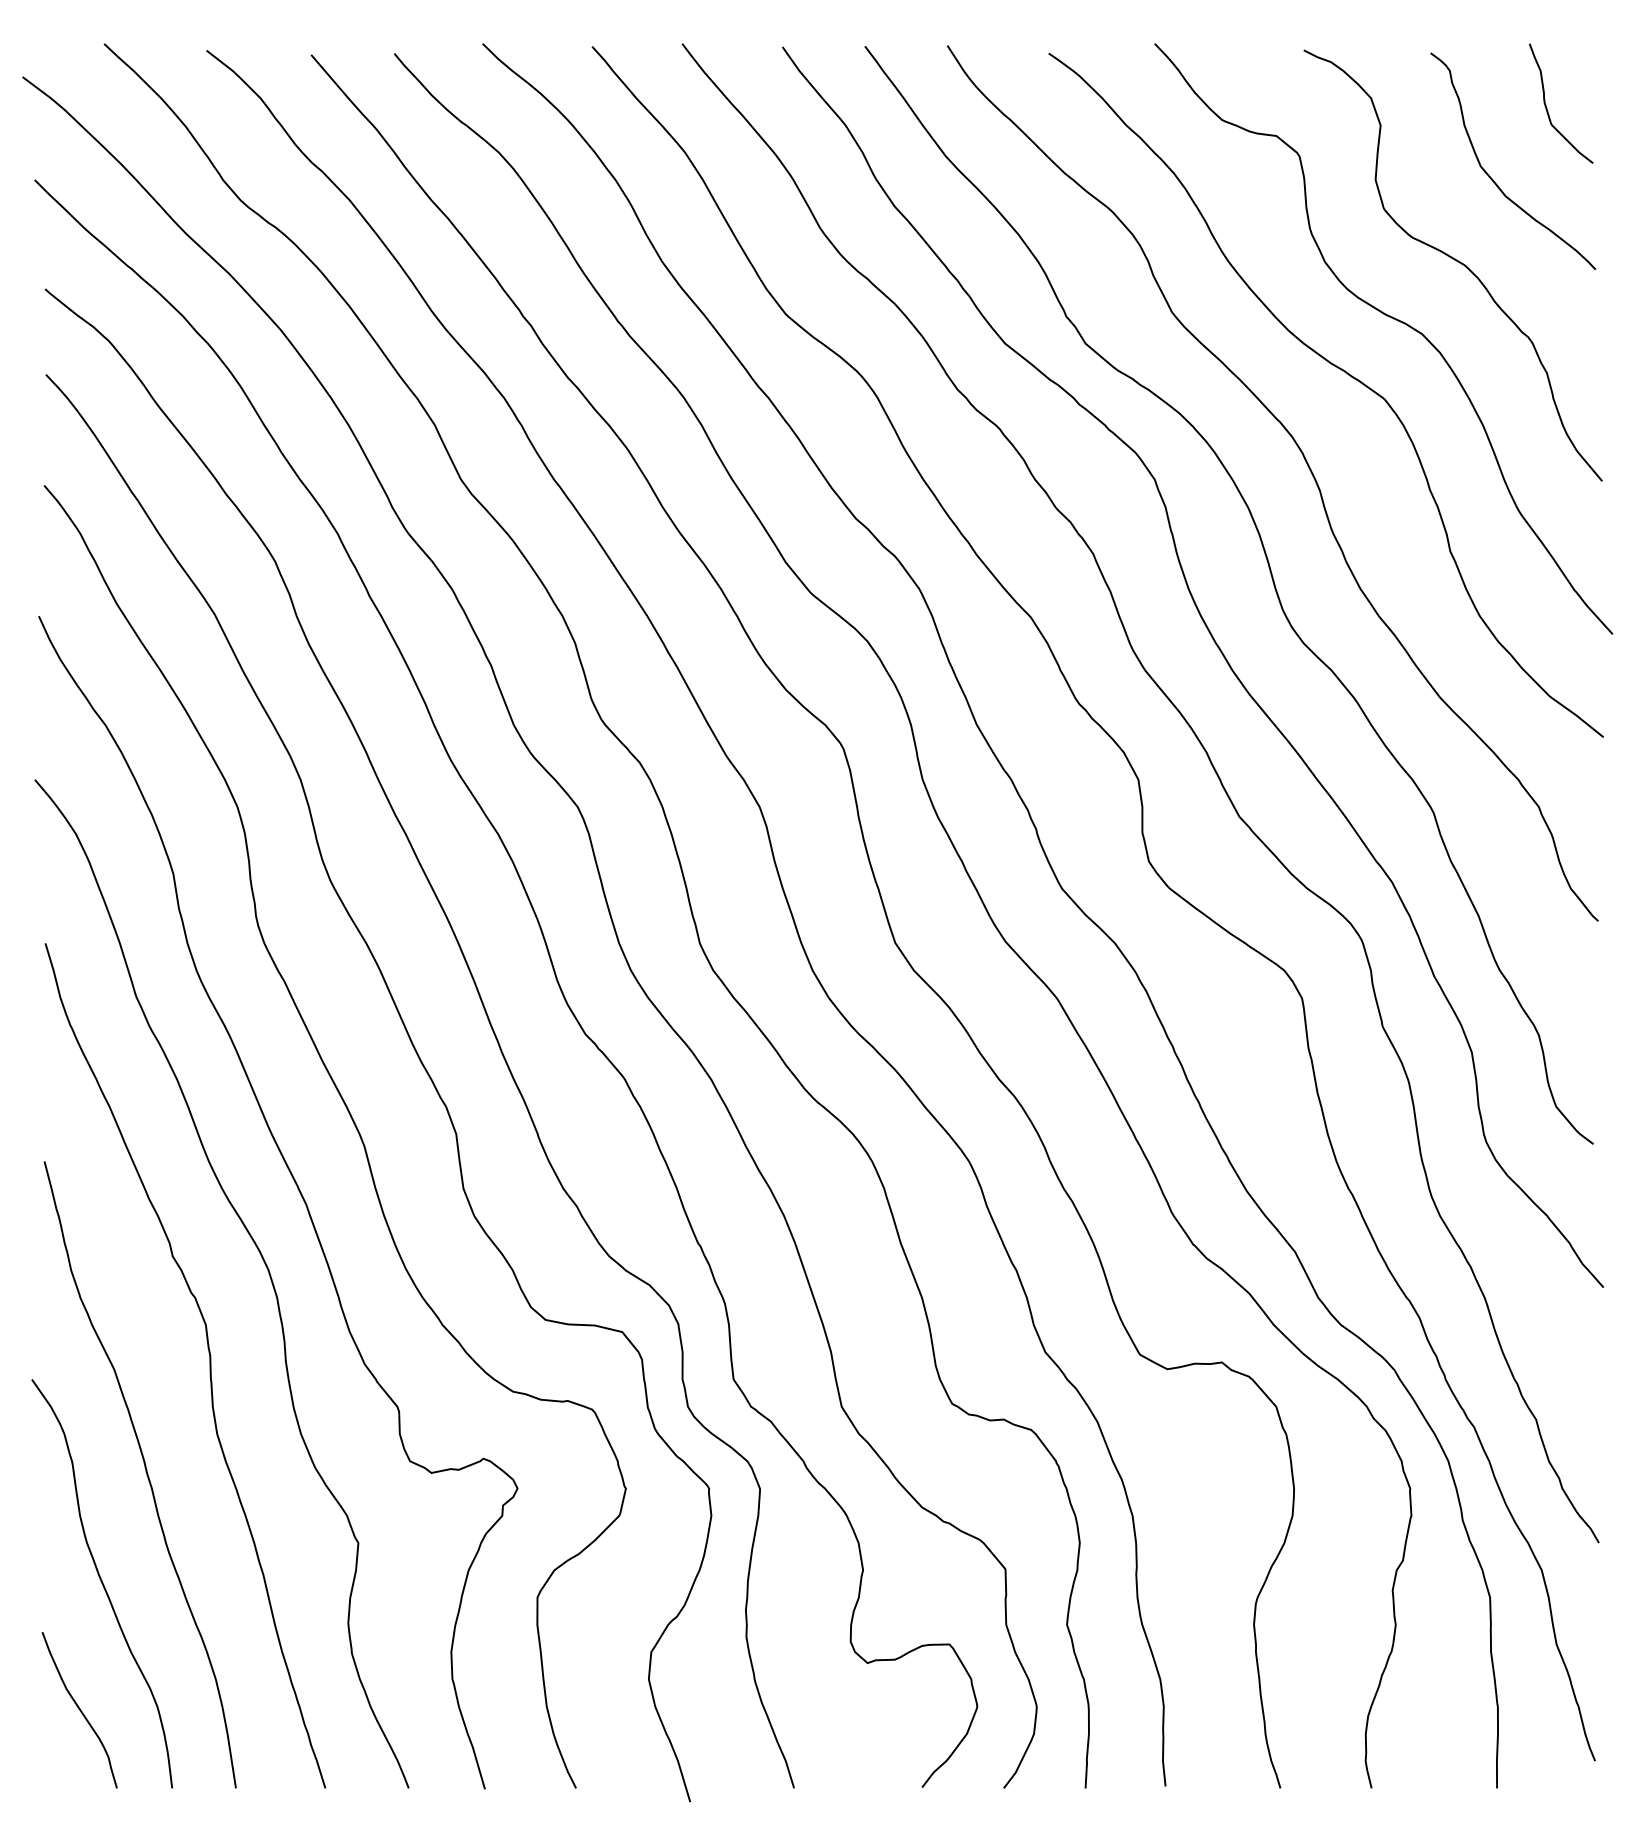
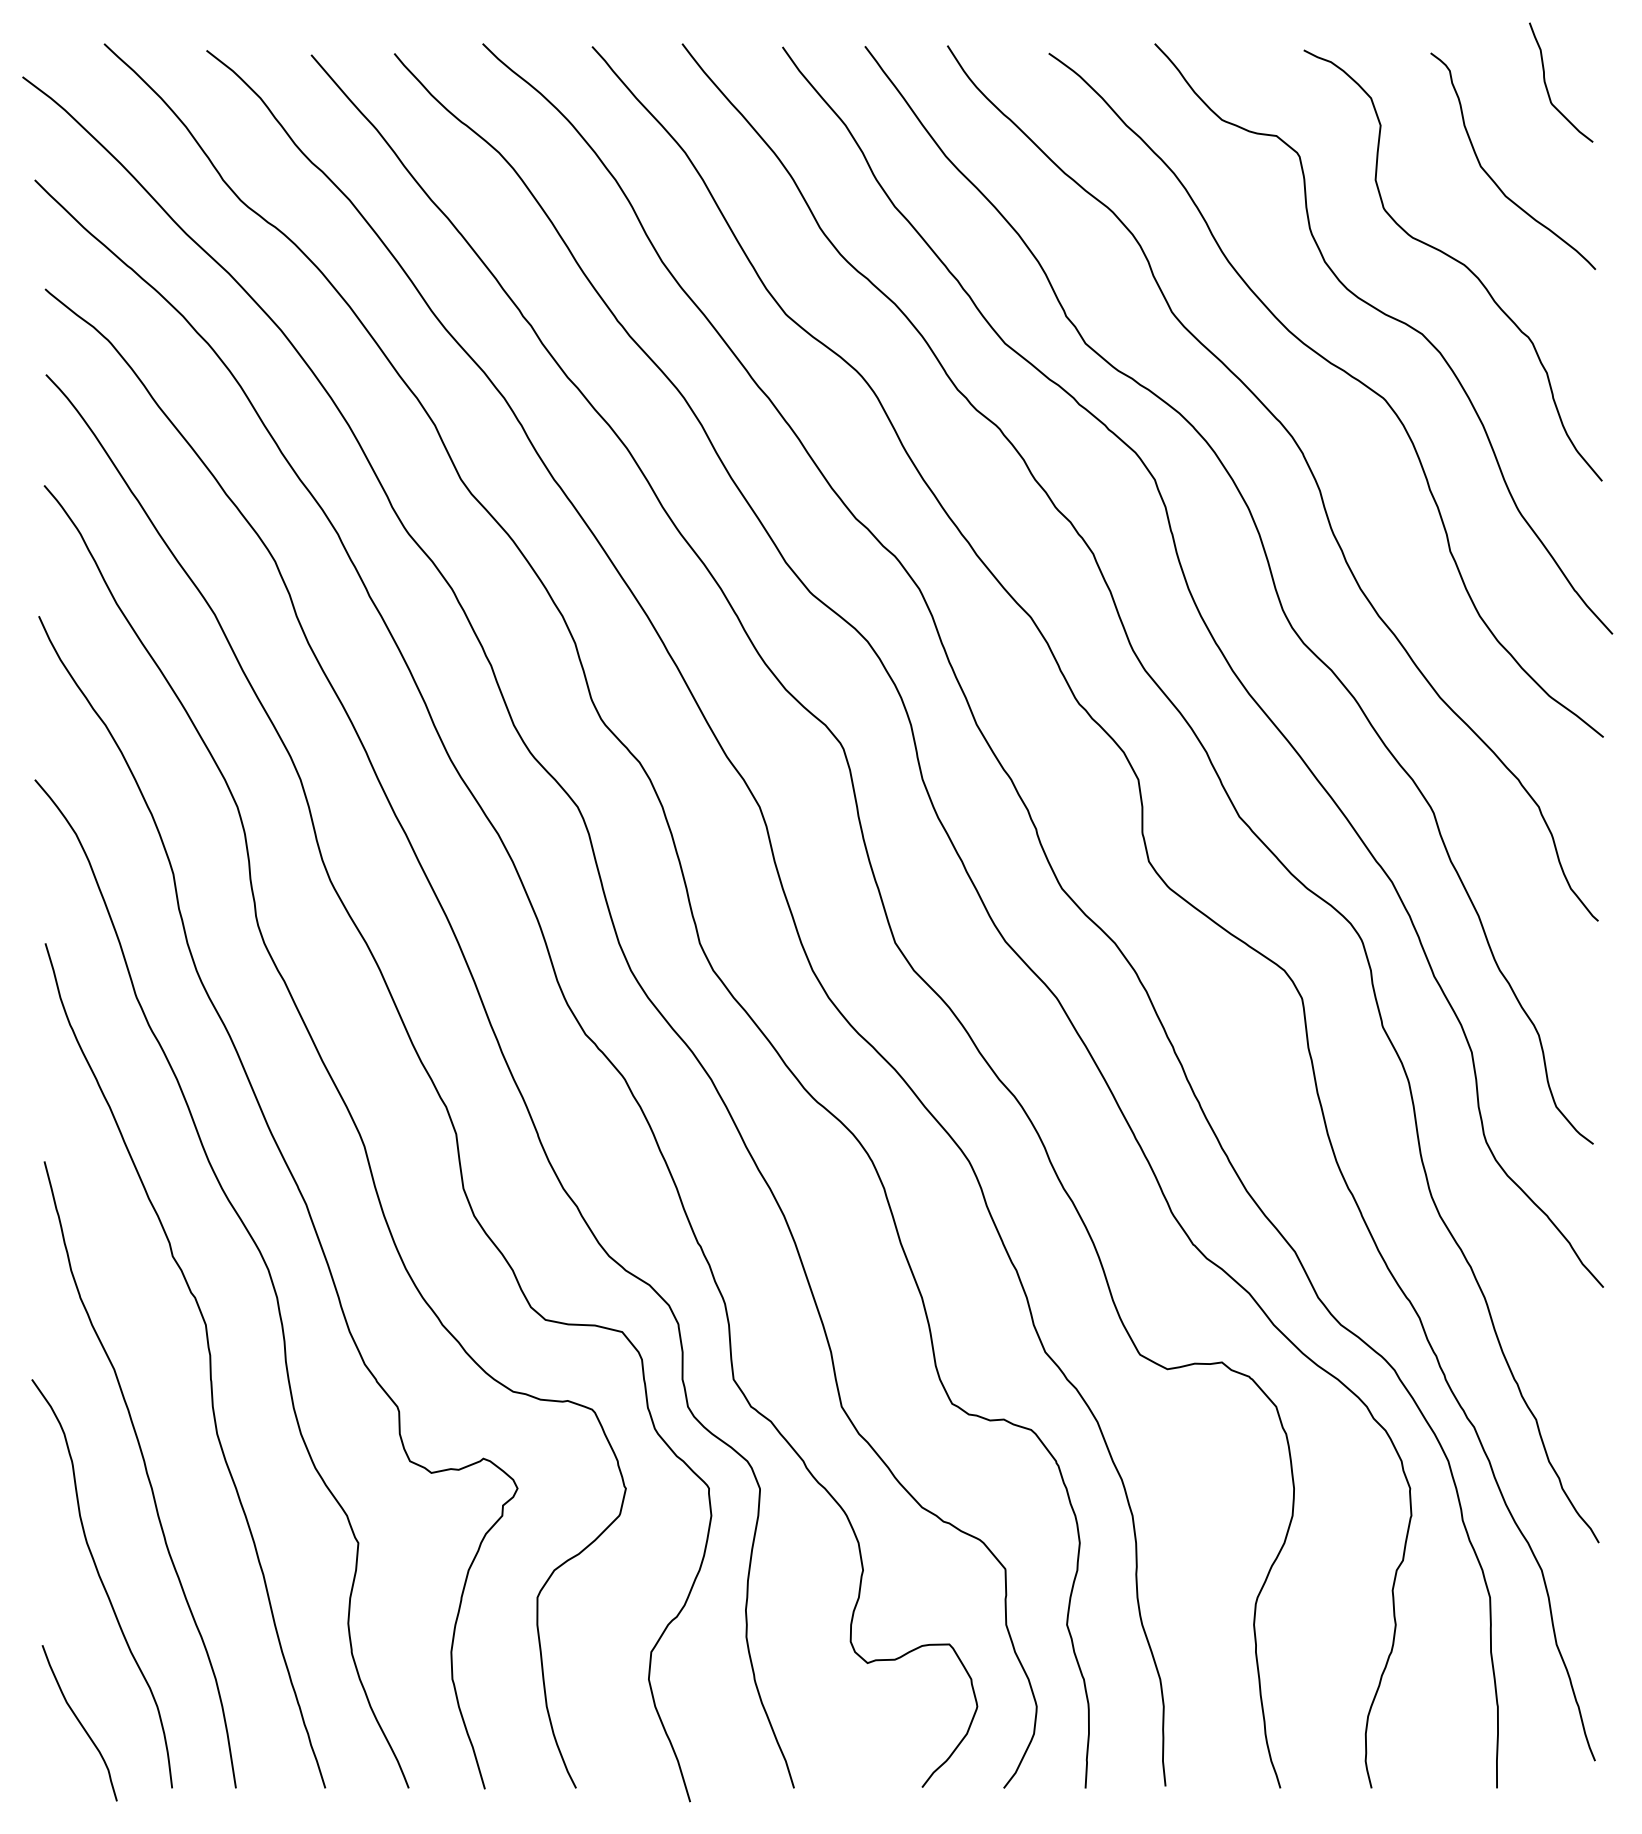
curve position: (1547, 108) -> (1547, 87) (1547, 87)
curve position: (79, 1710) -> (79, 1723) (79, 1723)
